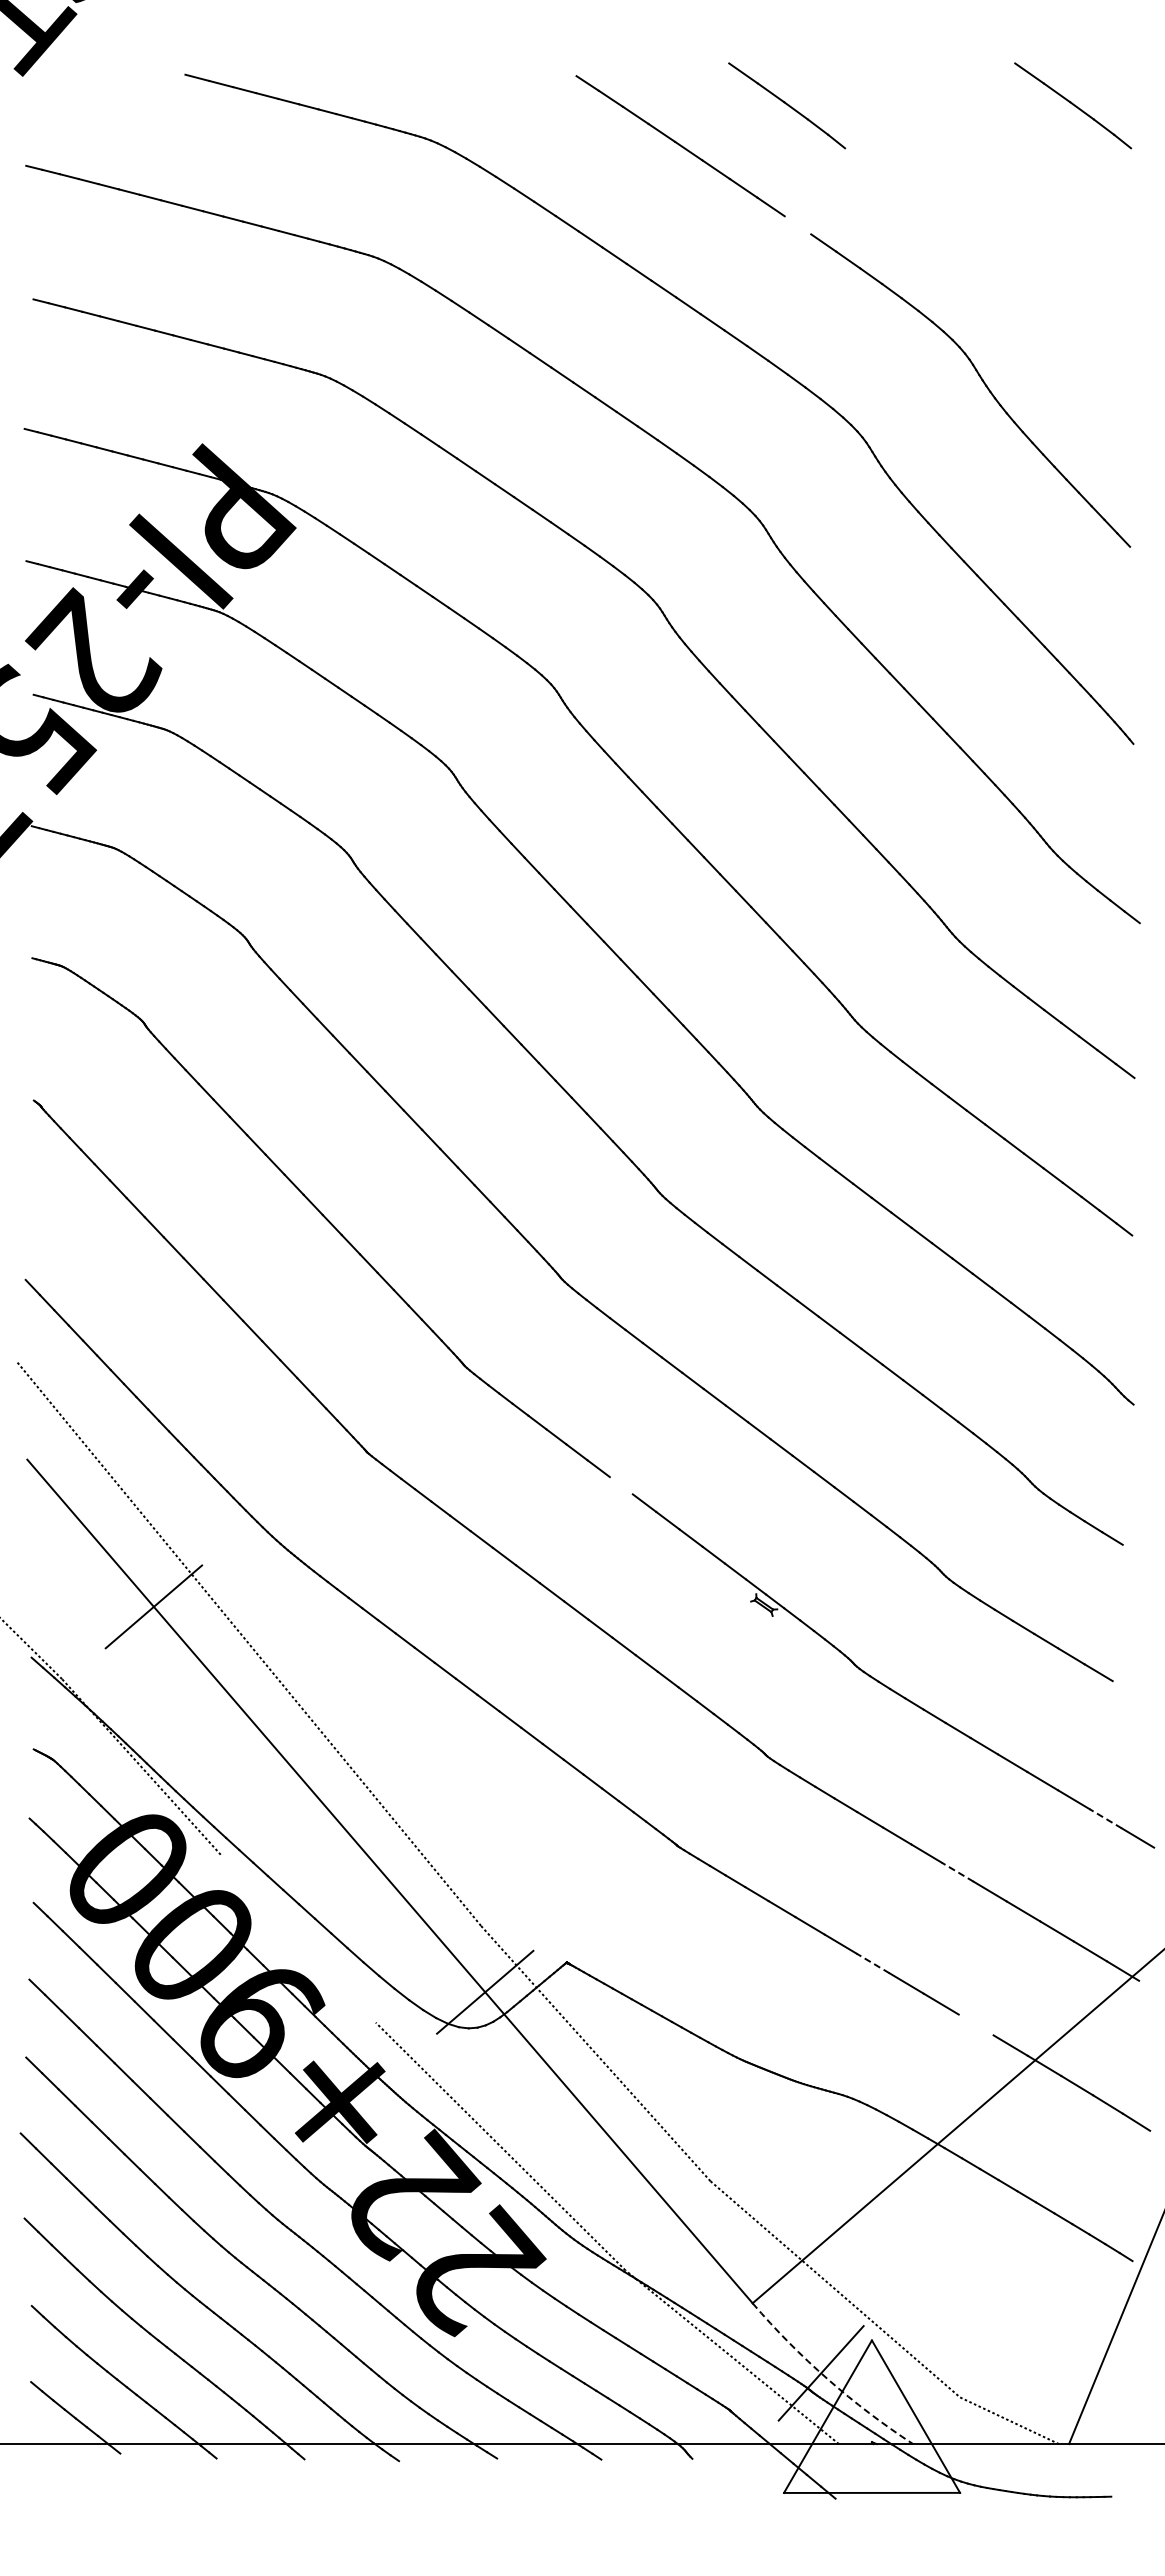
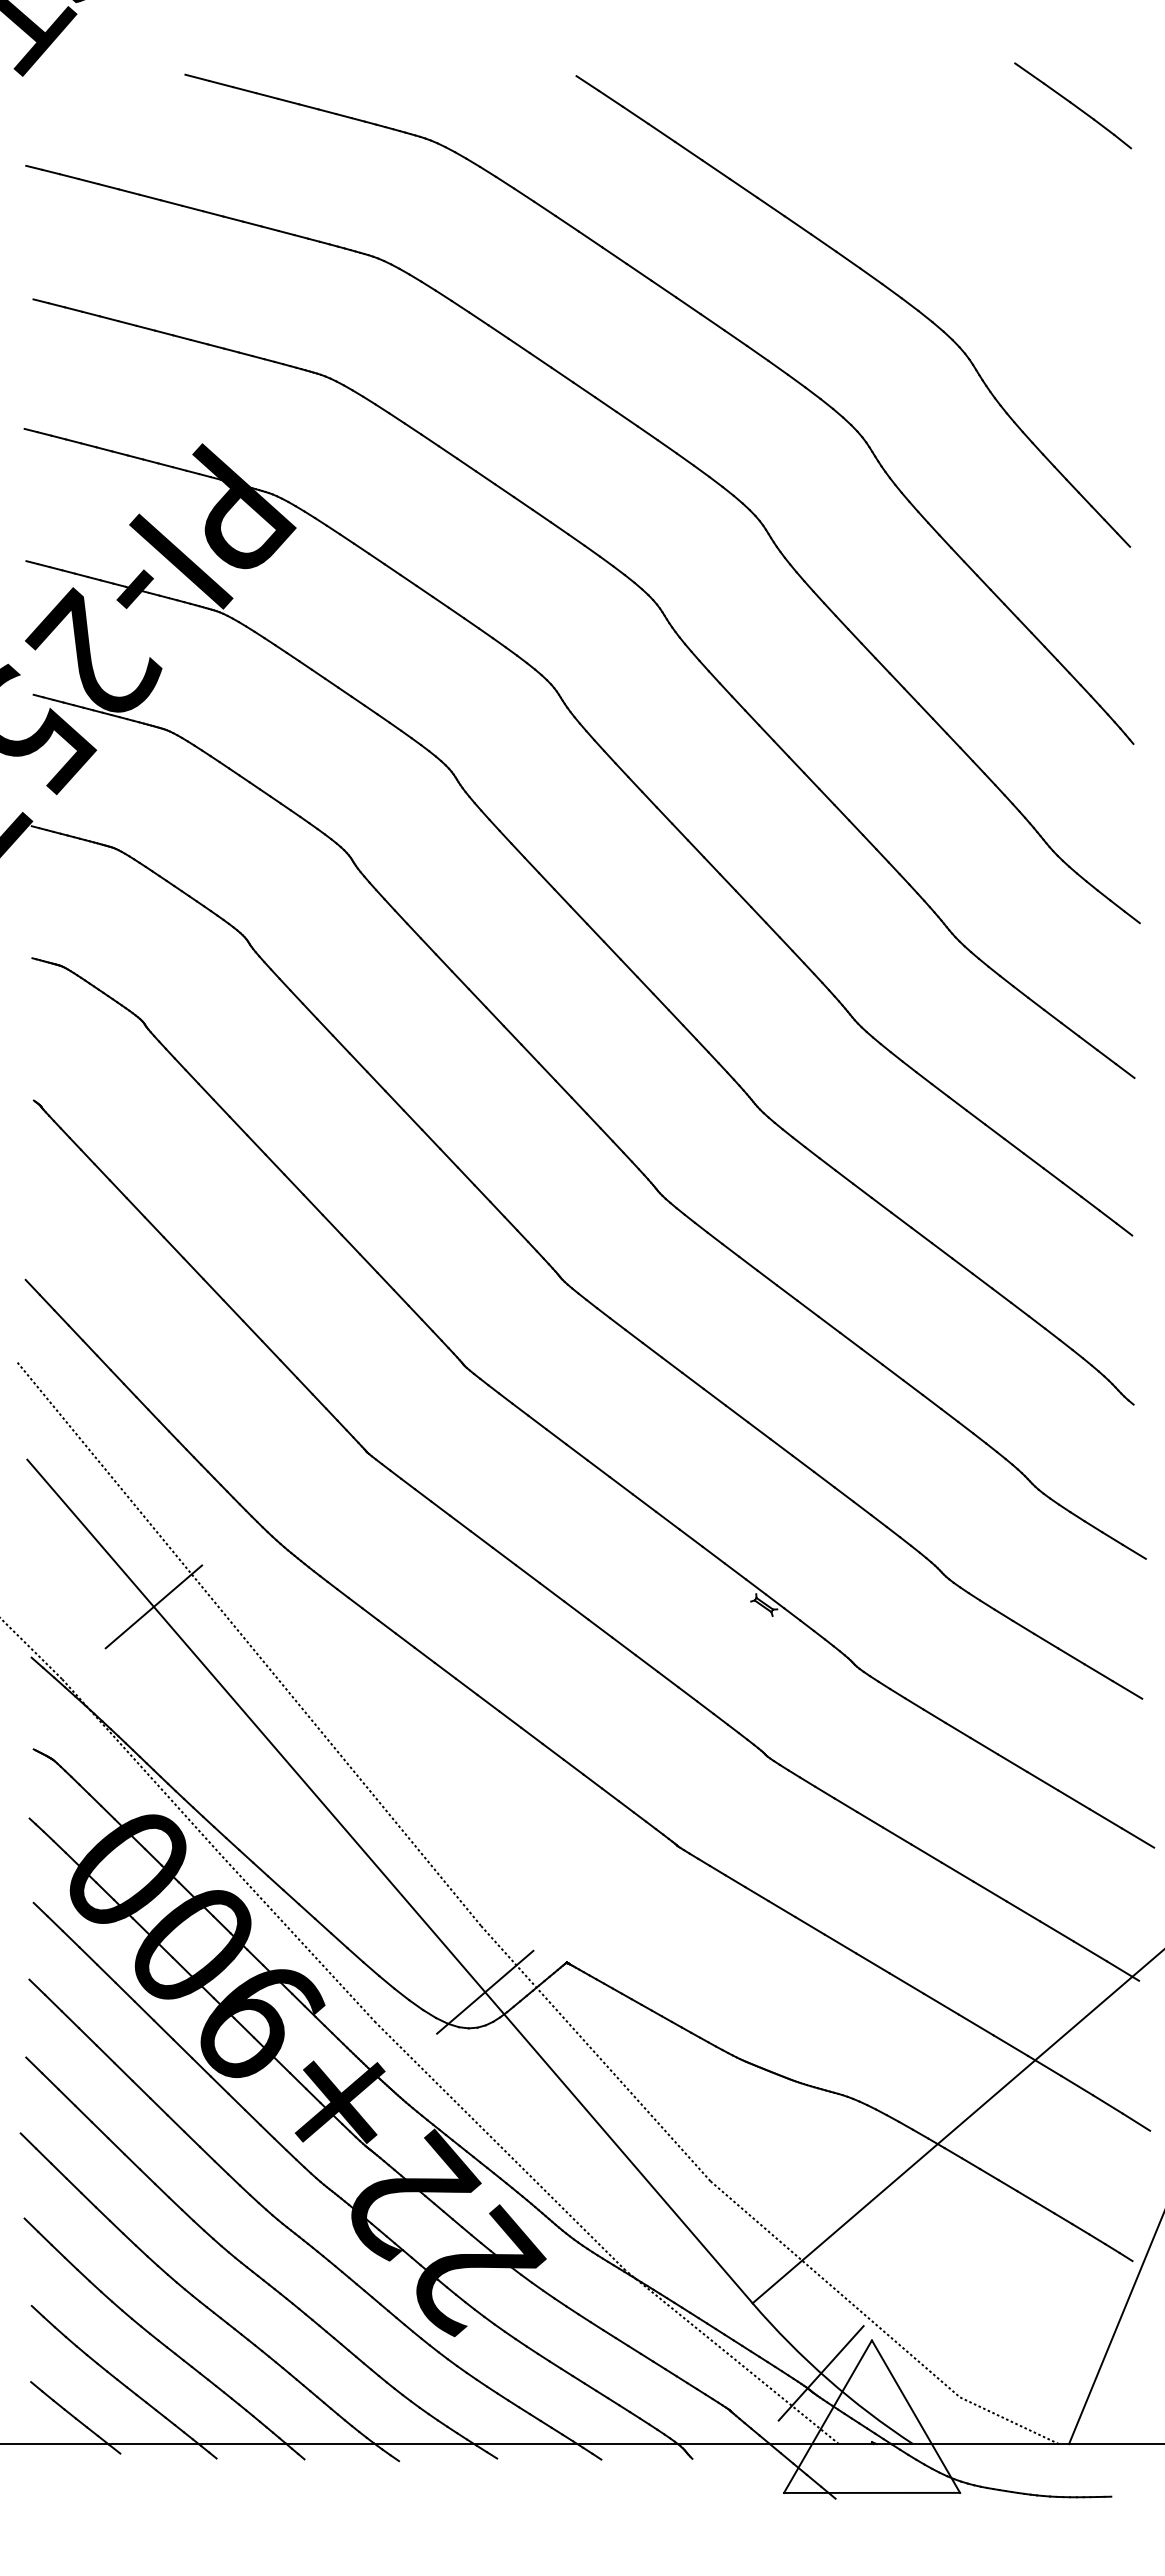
part: present -> none (787, 105)
line: none -> present (797, 225)
line: none -> present (620, 1485)
line: none -> present (1133, 1551)
line: none -> present (1127, 1689)
line: dashed -> solid (1105, 1818)
line: dashed -> solid (957, 1872)
line: none -> present (297, 1938)
line: dashed -> solid (872, 1963)
line: none -> present (975, 2024)
arc: dashed -> solid (827, 2379)
